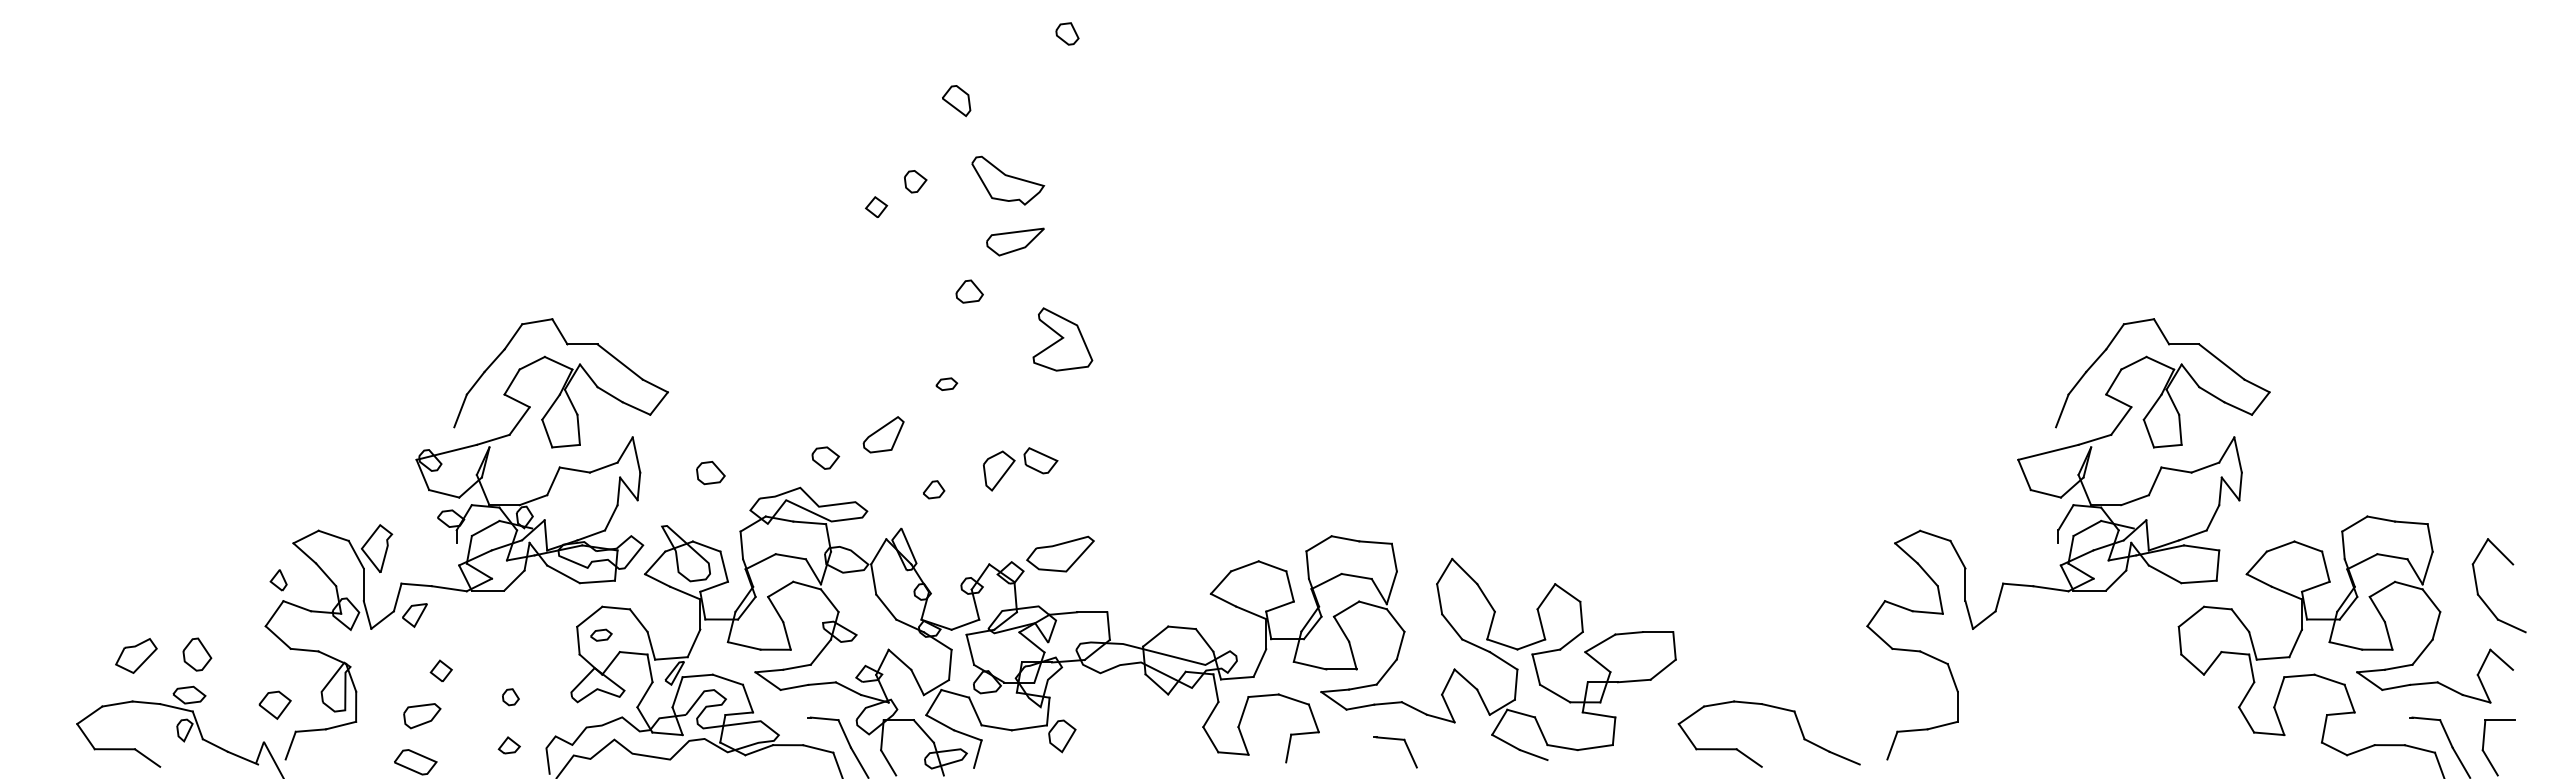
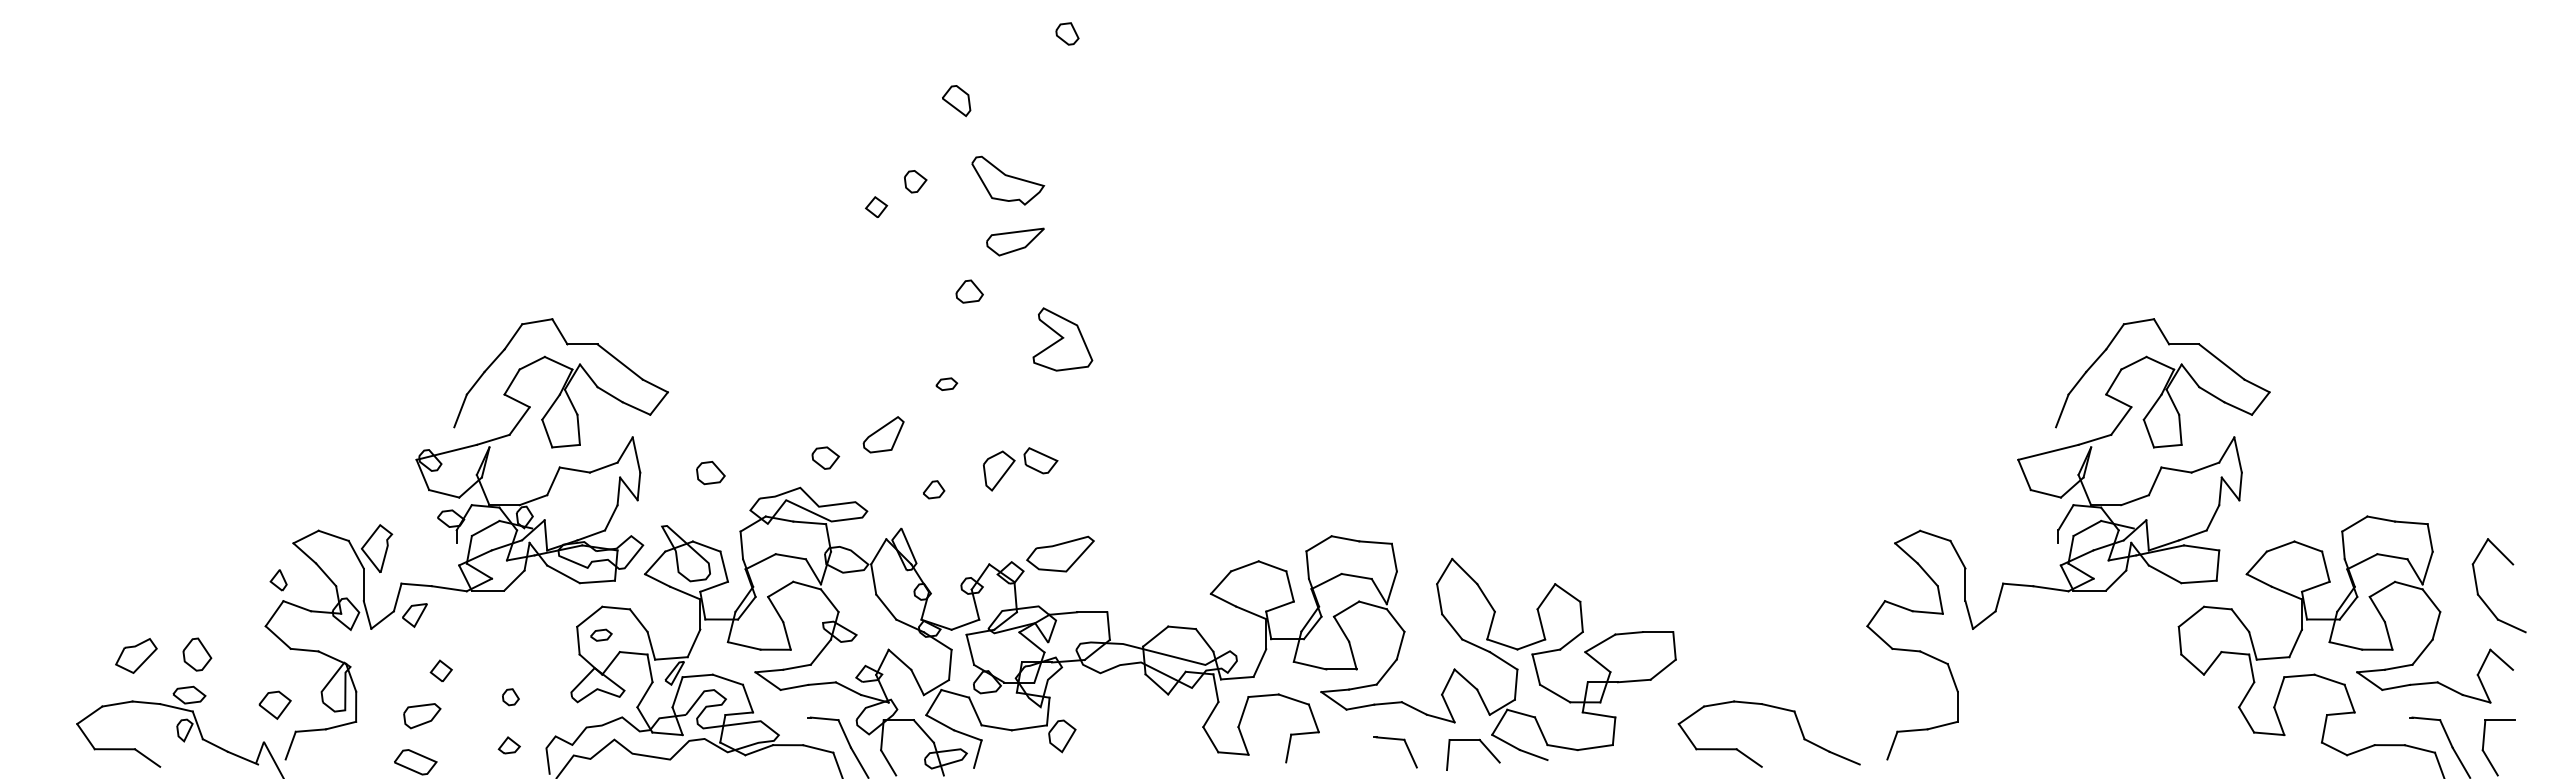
part: none -> present (1482, 744)
